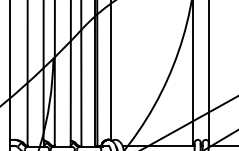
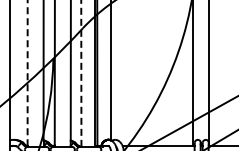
line: solid -> dashed (27, 73)
line: solid -> dashed (81, 73)
